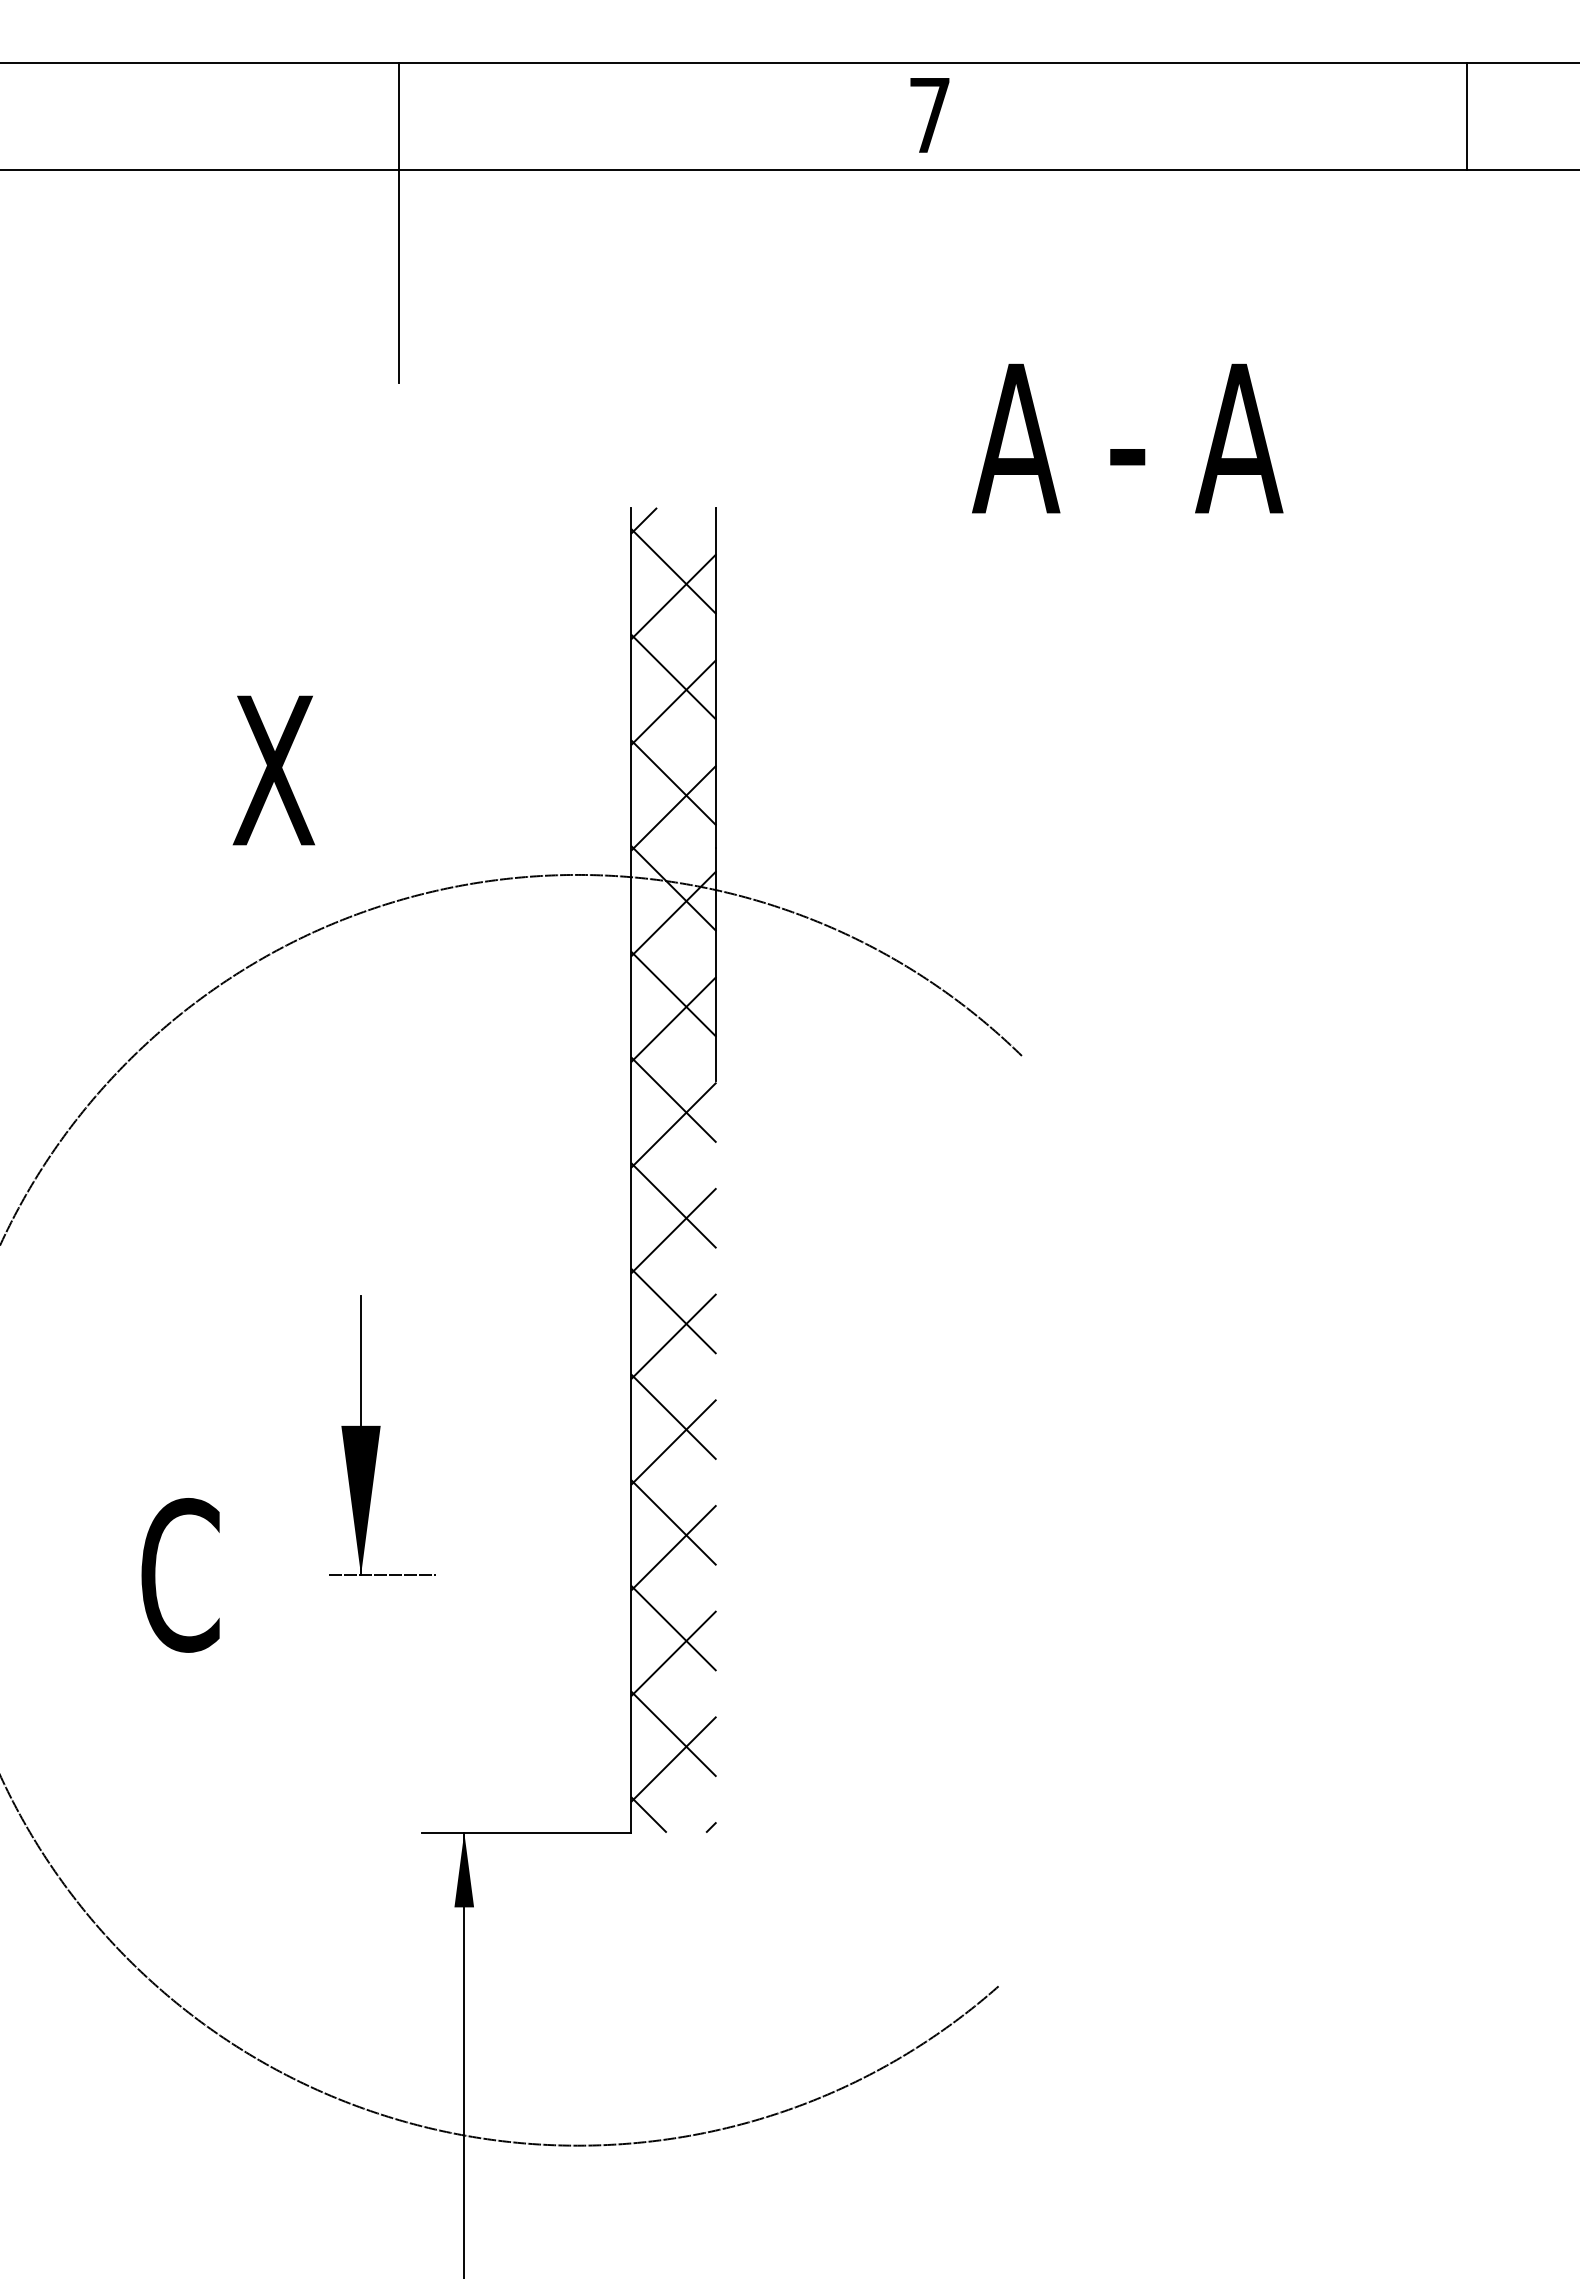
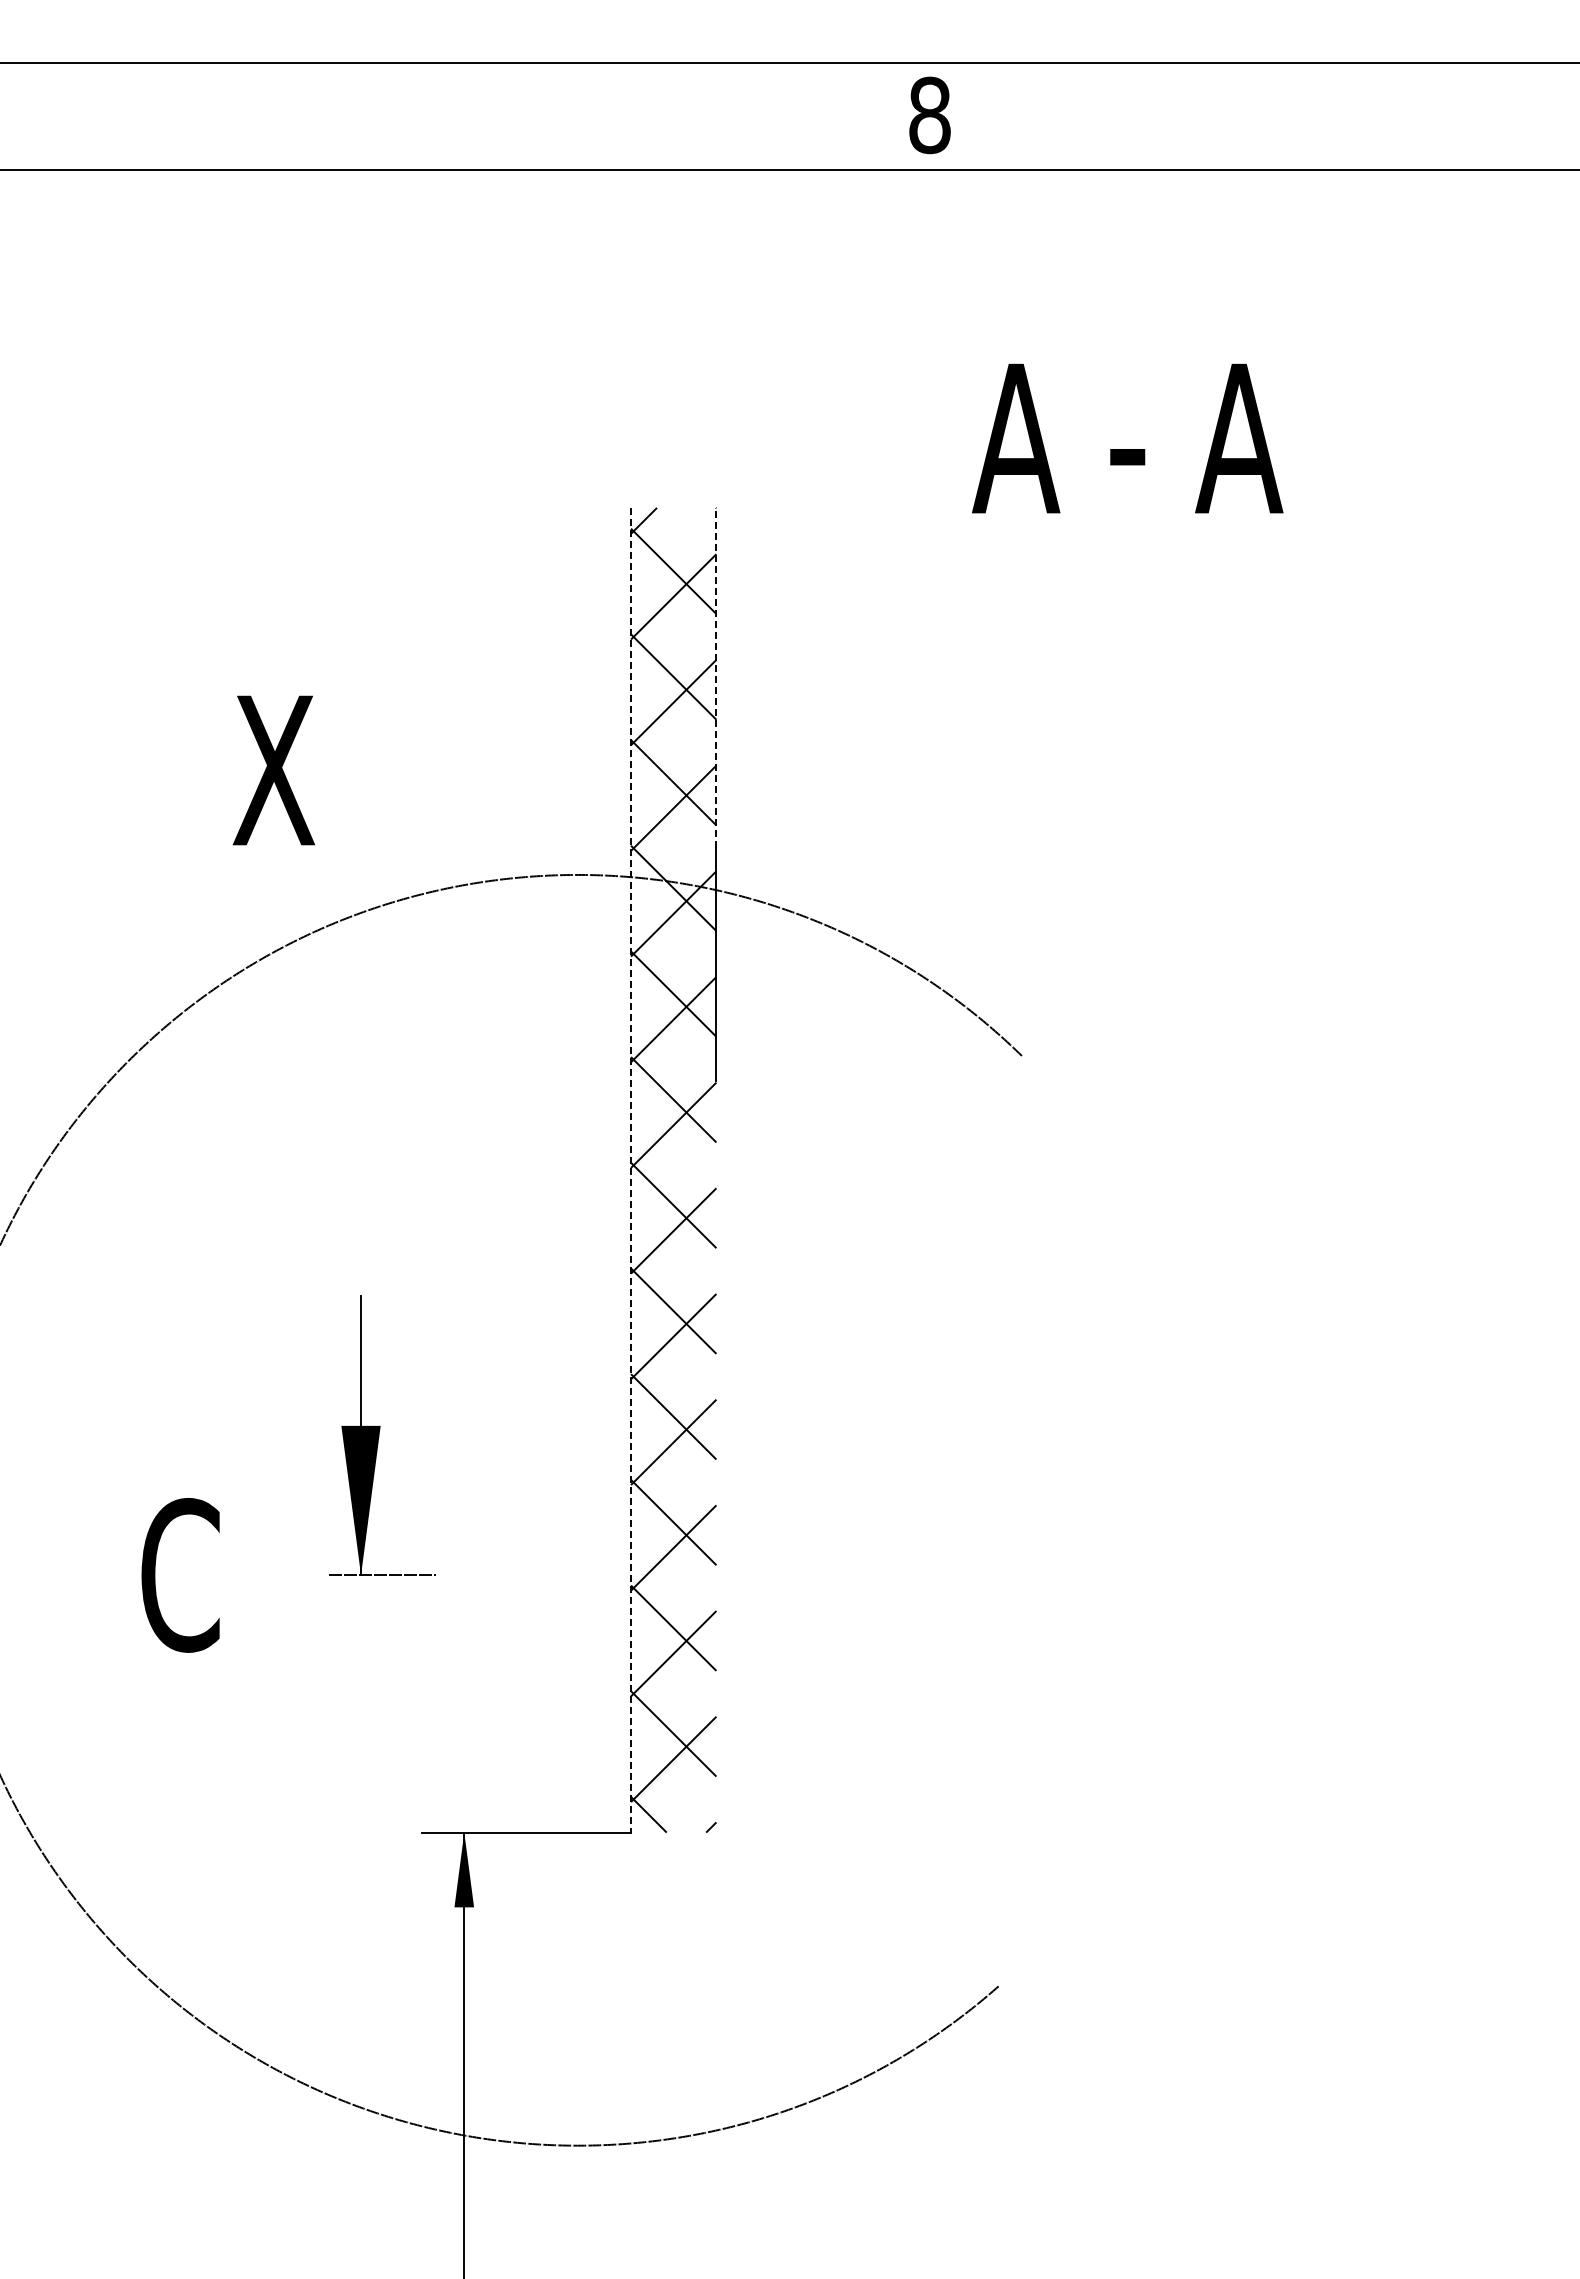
text: 7 -> 8 (929, 115)
line: present -> none (1466, 116)
line: present -> none (399, 223)
line: solid -> dashed (716, 677)
line: solid -> dashed (631, 1170)
